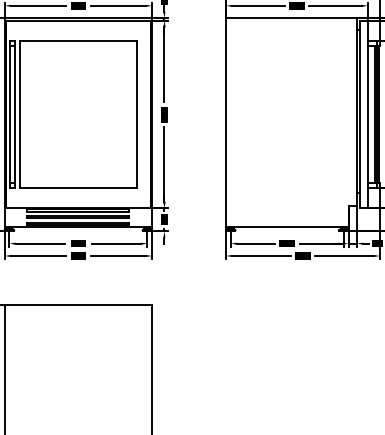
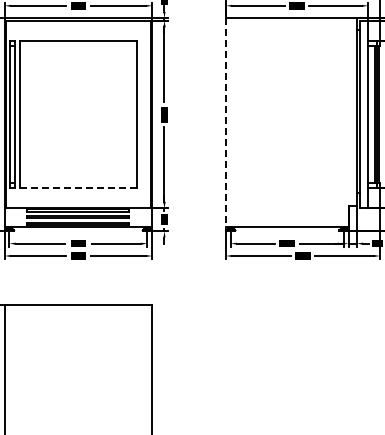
line: solid -> dashed (226, 122)
line: solid -> dashed (78, 187)
